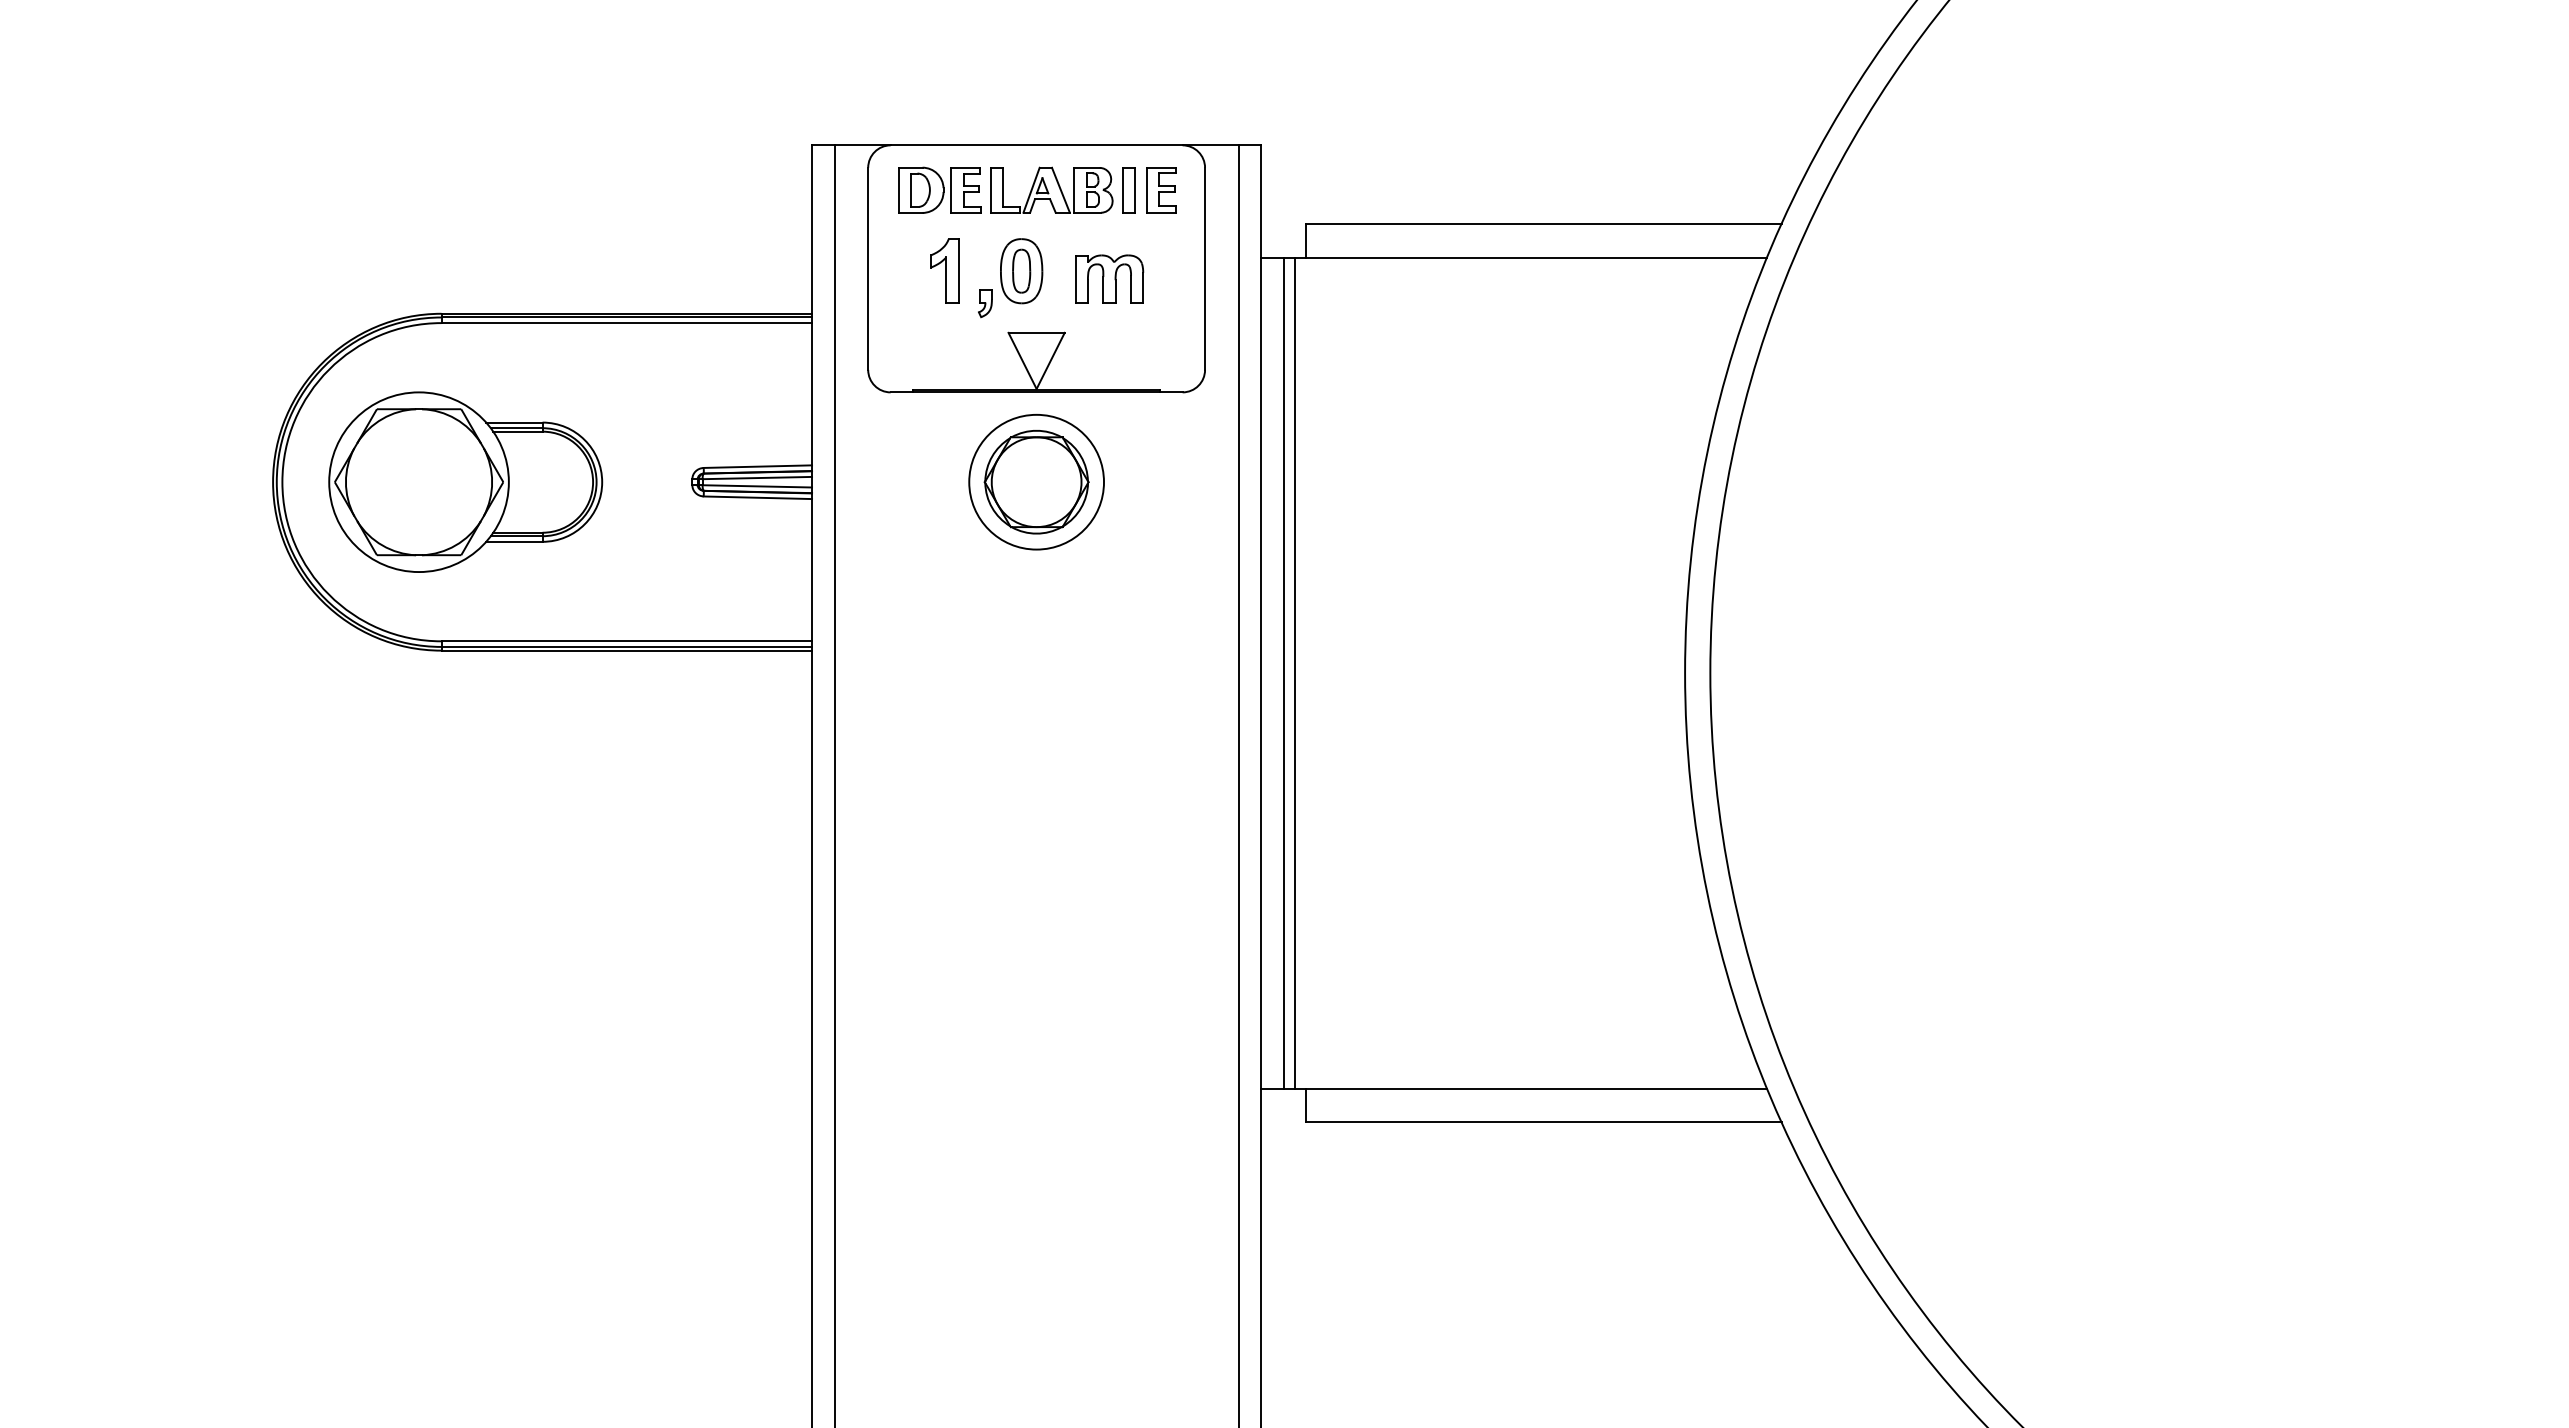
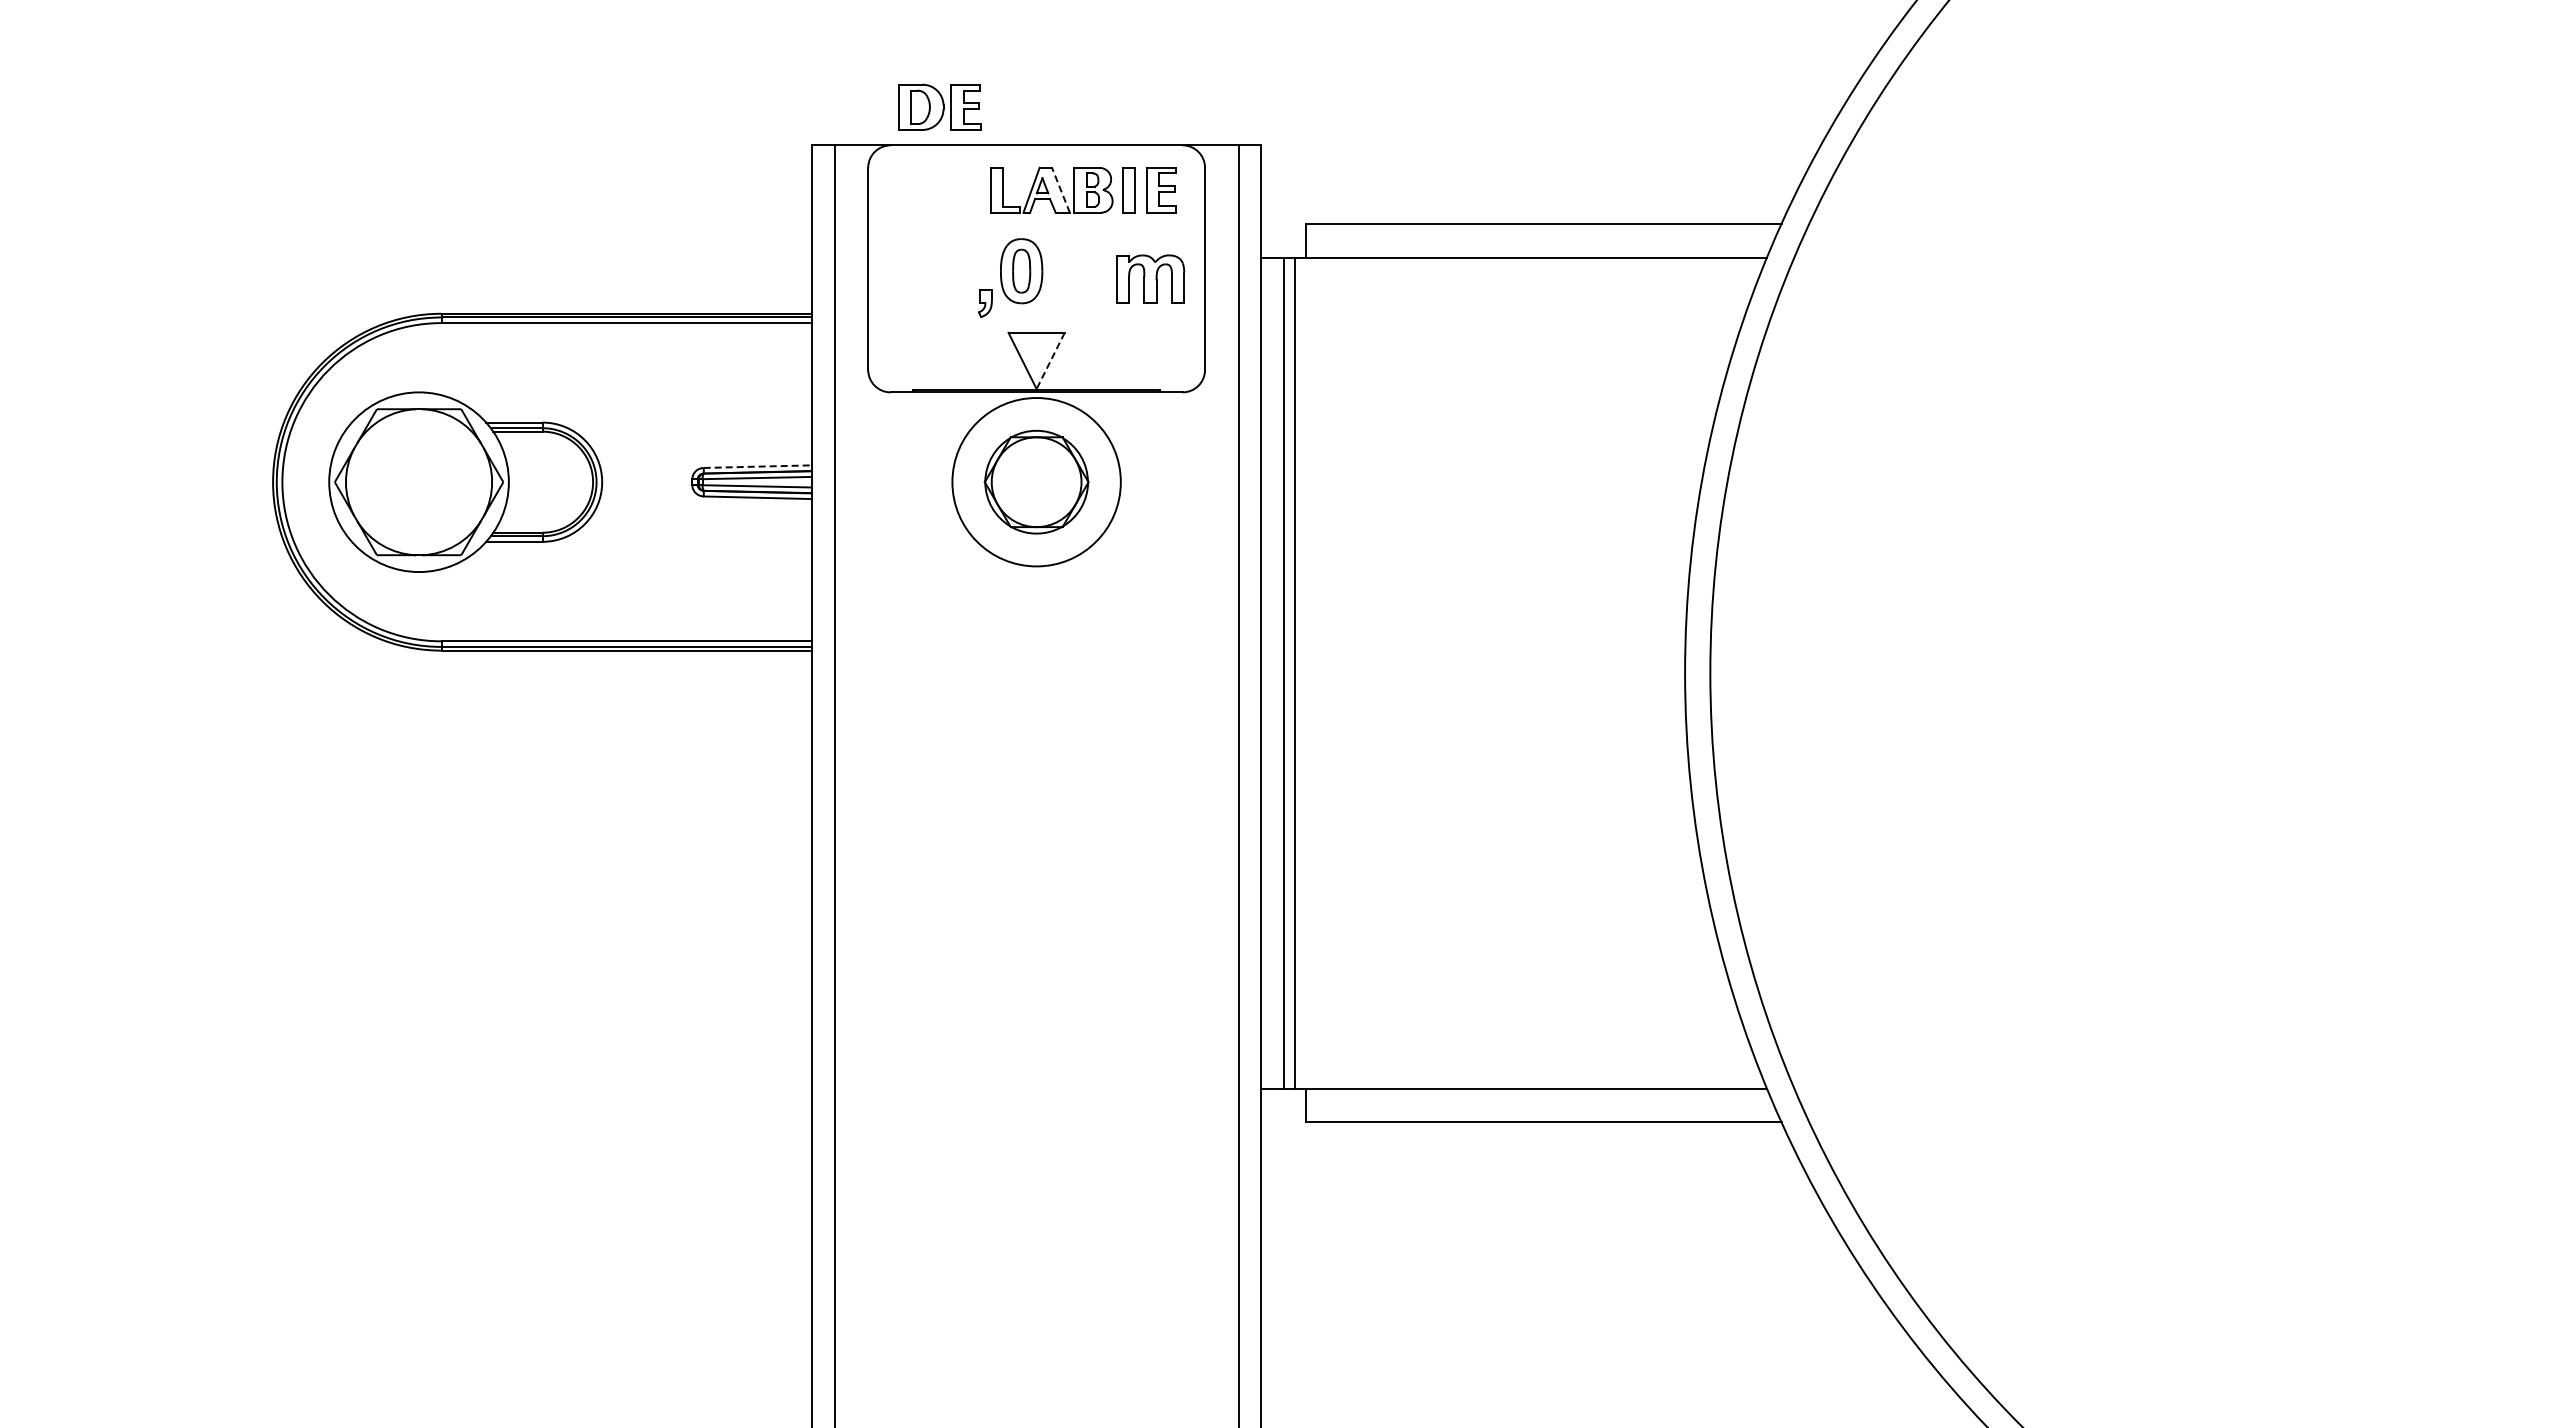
part position: (939, 189) -> (939, 106) (939, 106)
line: solid -> dashed (1060, 189)
part: present -> none (944, 270)
part position: (1109, 278) -> (1150, 278) (1150, 278)
line: solid -> dashed (1050, 361)
line: solid -> dashed (758, 466)
circle diameter: 135 px -> 168 px (1036, 482)
